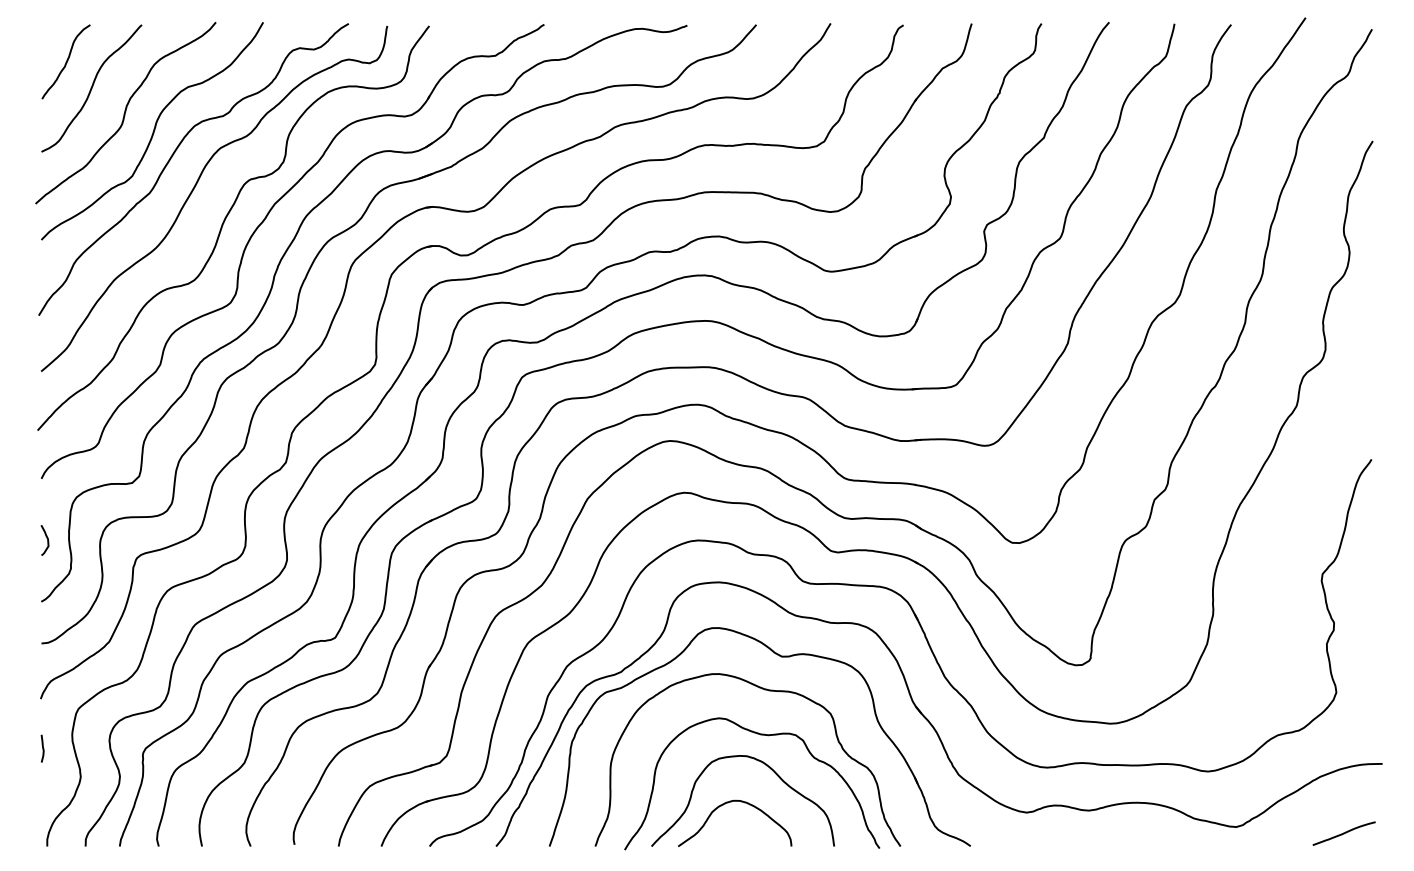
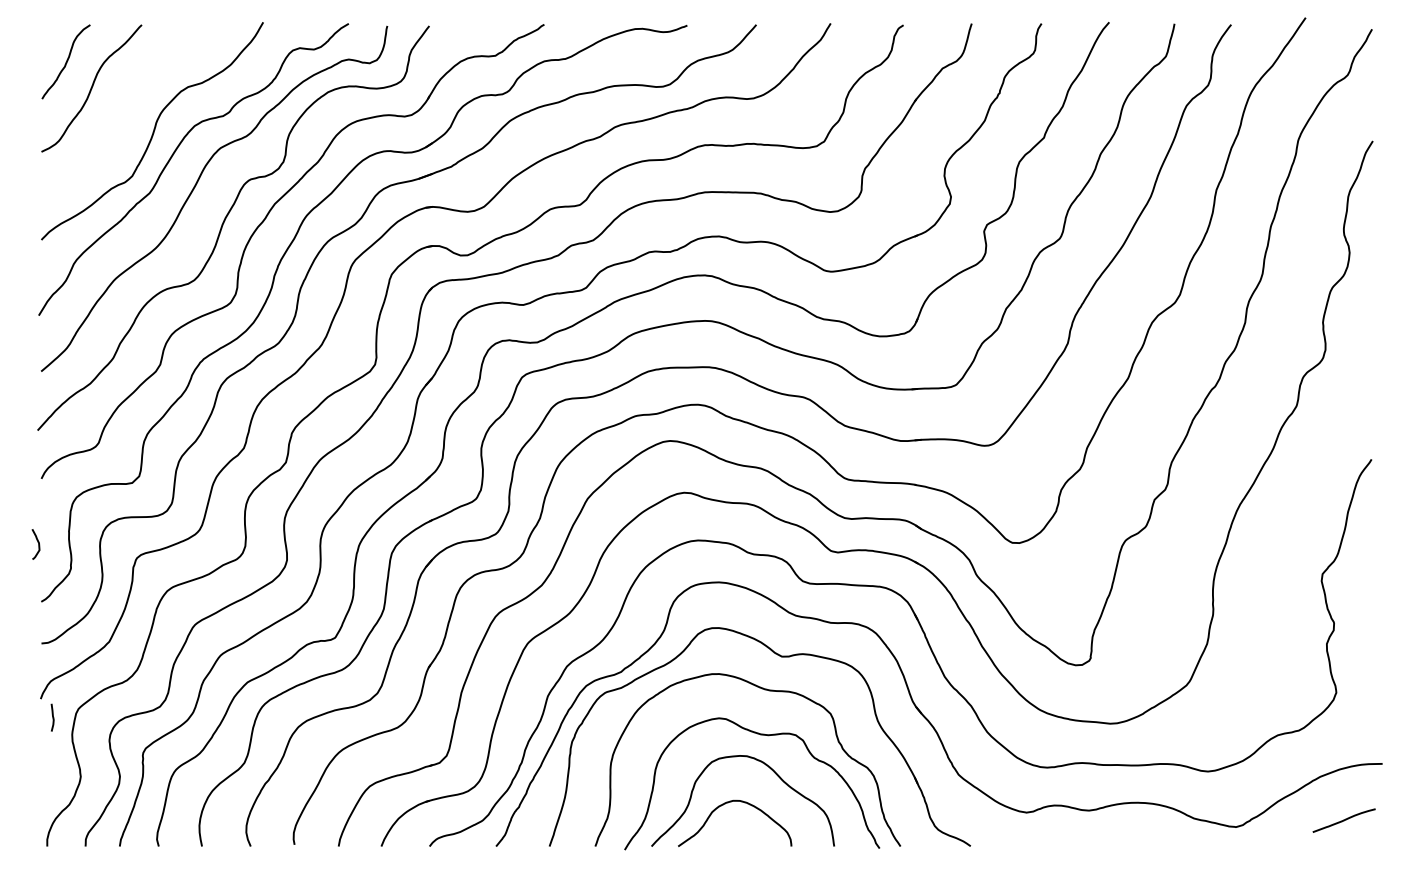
curve: present -> none (125, 113)
curve position: (46, 538) -> (37, 542) (37, 542)
curve position: (42, 748) -> (52, 717) (52, 717)
curve position: (1343, 833) -> (1343, 820) (1343, 820)
